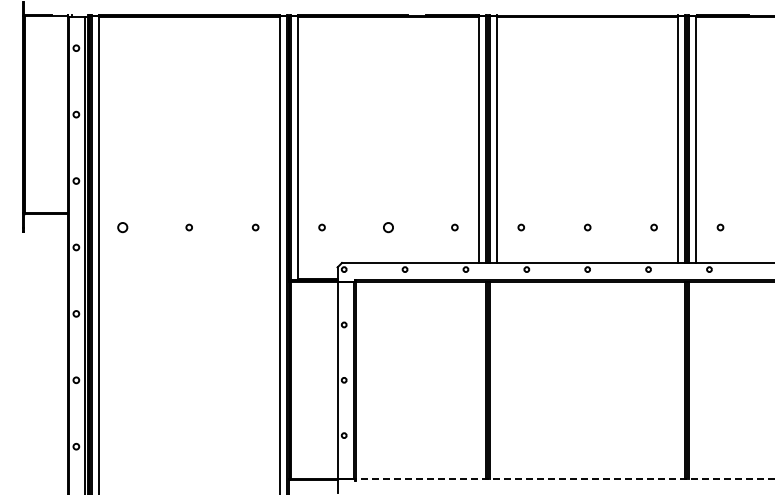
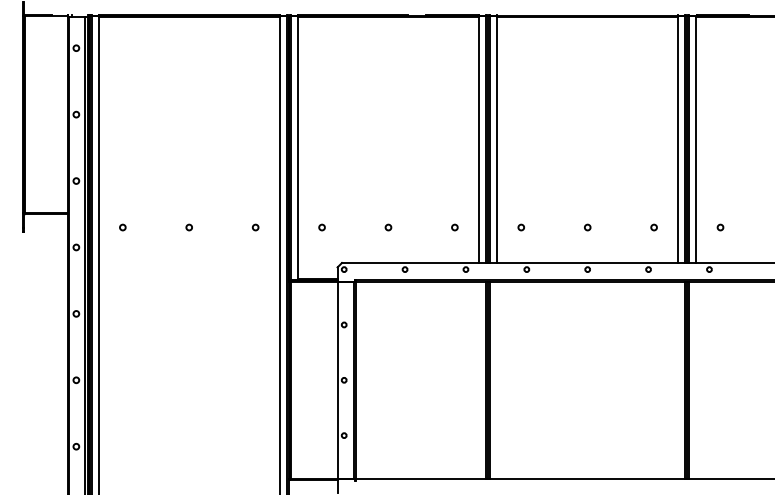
circle size: 12x12 px -> 8x9 px (122, 227)
circle size: 11x12 px -> 9x9 px (388, 227)
line: dashed -> solid (564, 479)
